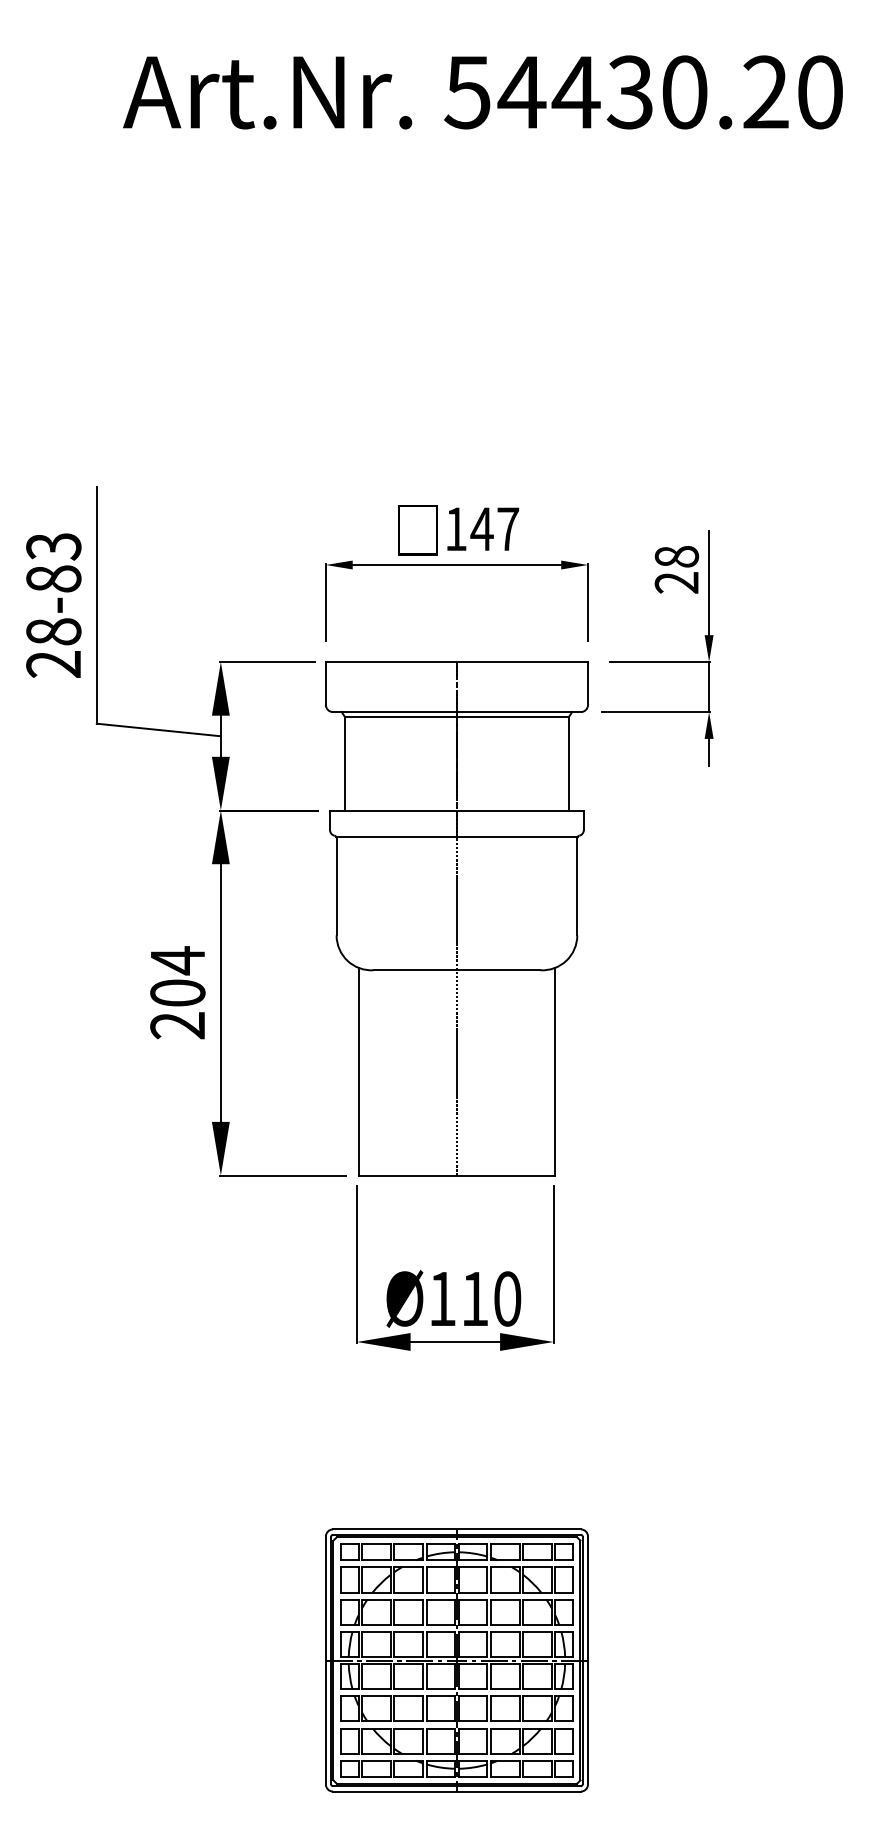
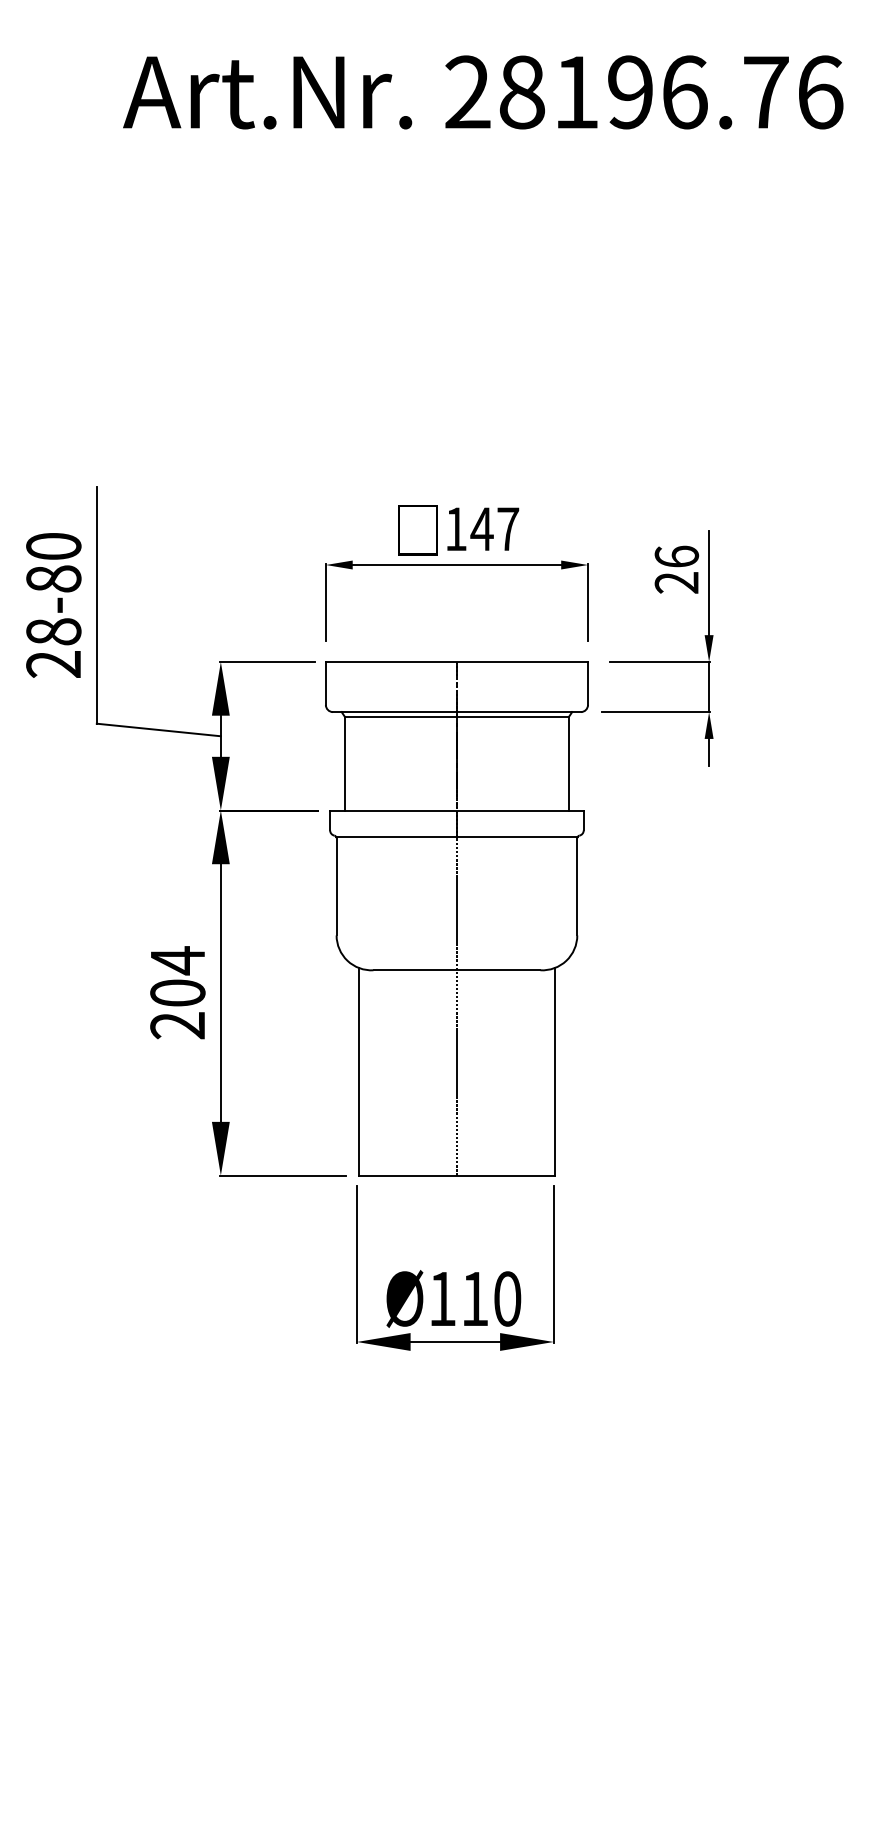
text: 54430.20 -> 28196.76 (643, 92)
text: 28-83 -> 28-80 (53, 546)
text: 28 -> 26 (676, 556)
part: present -> none (456, 1660)
